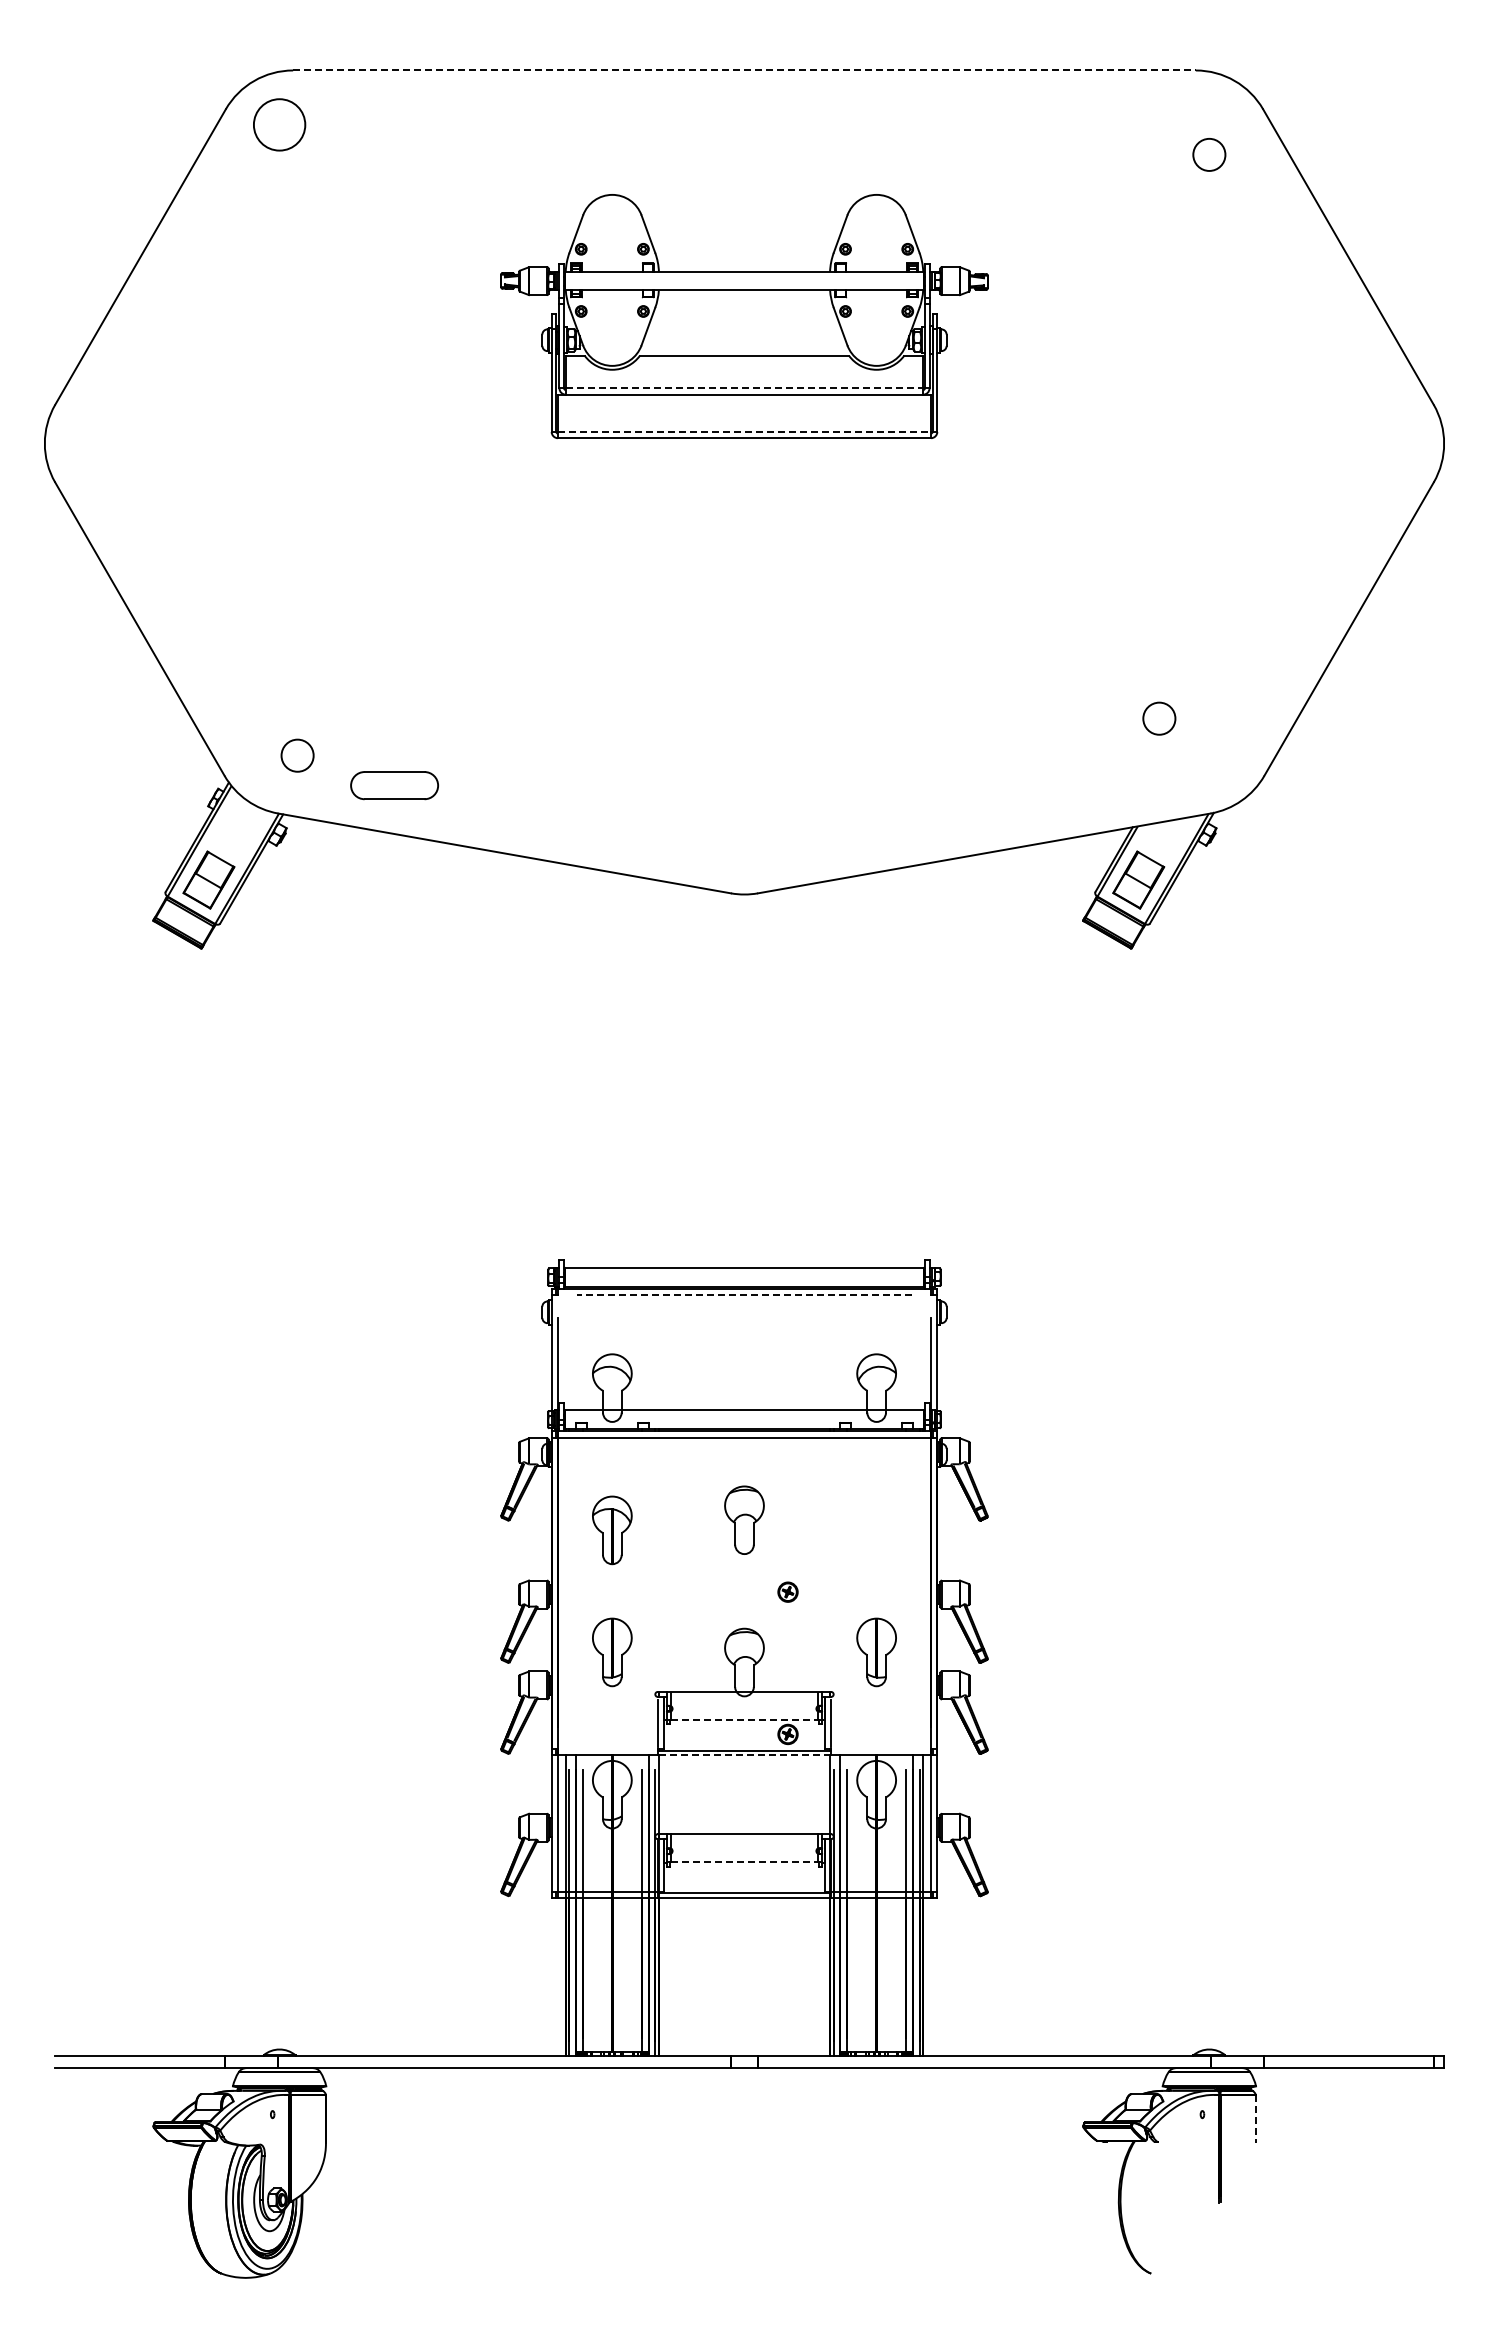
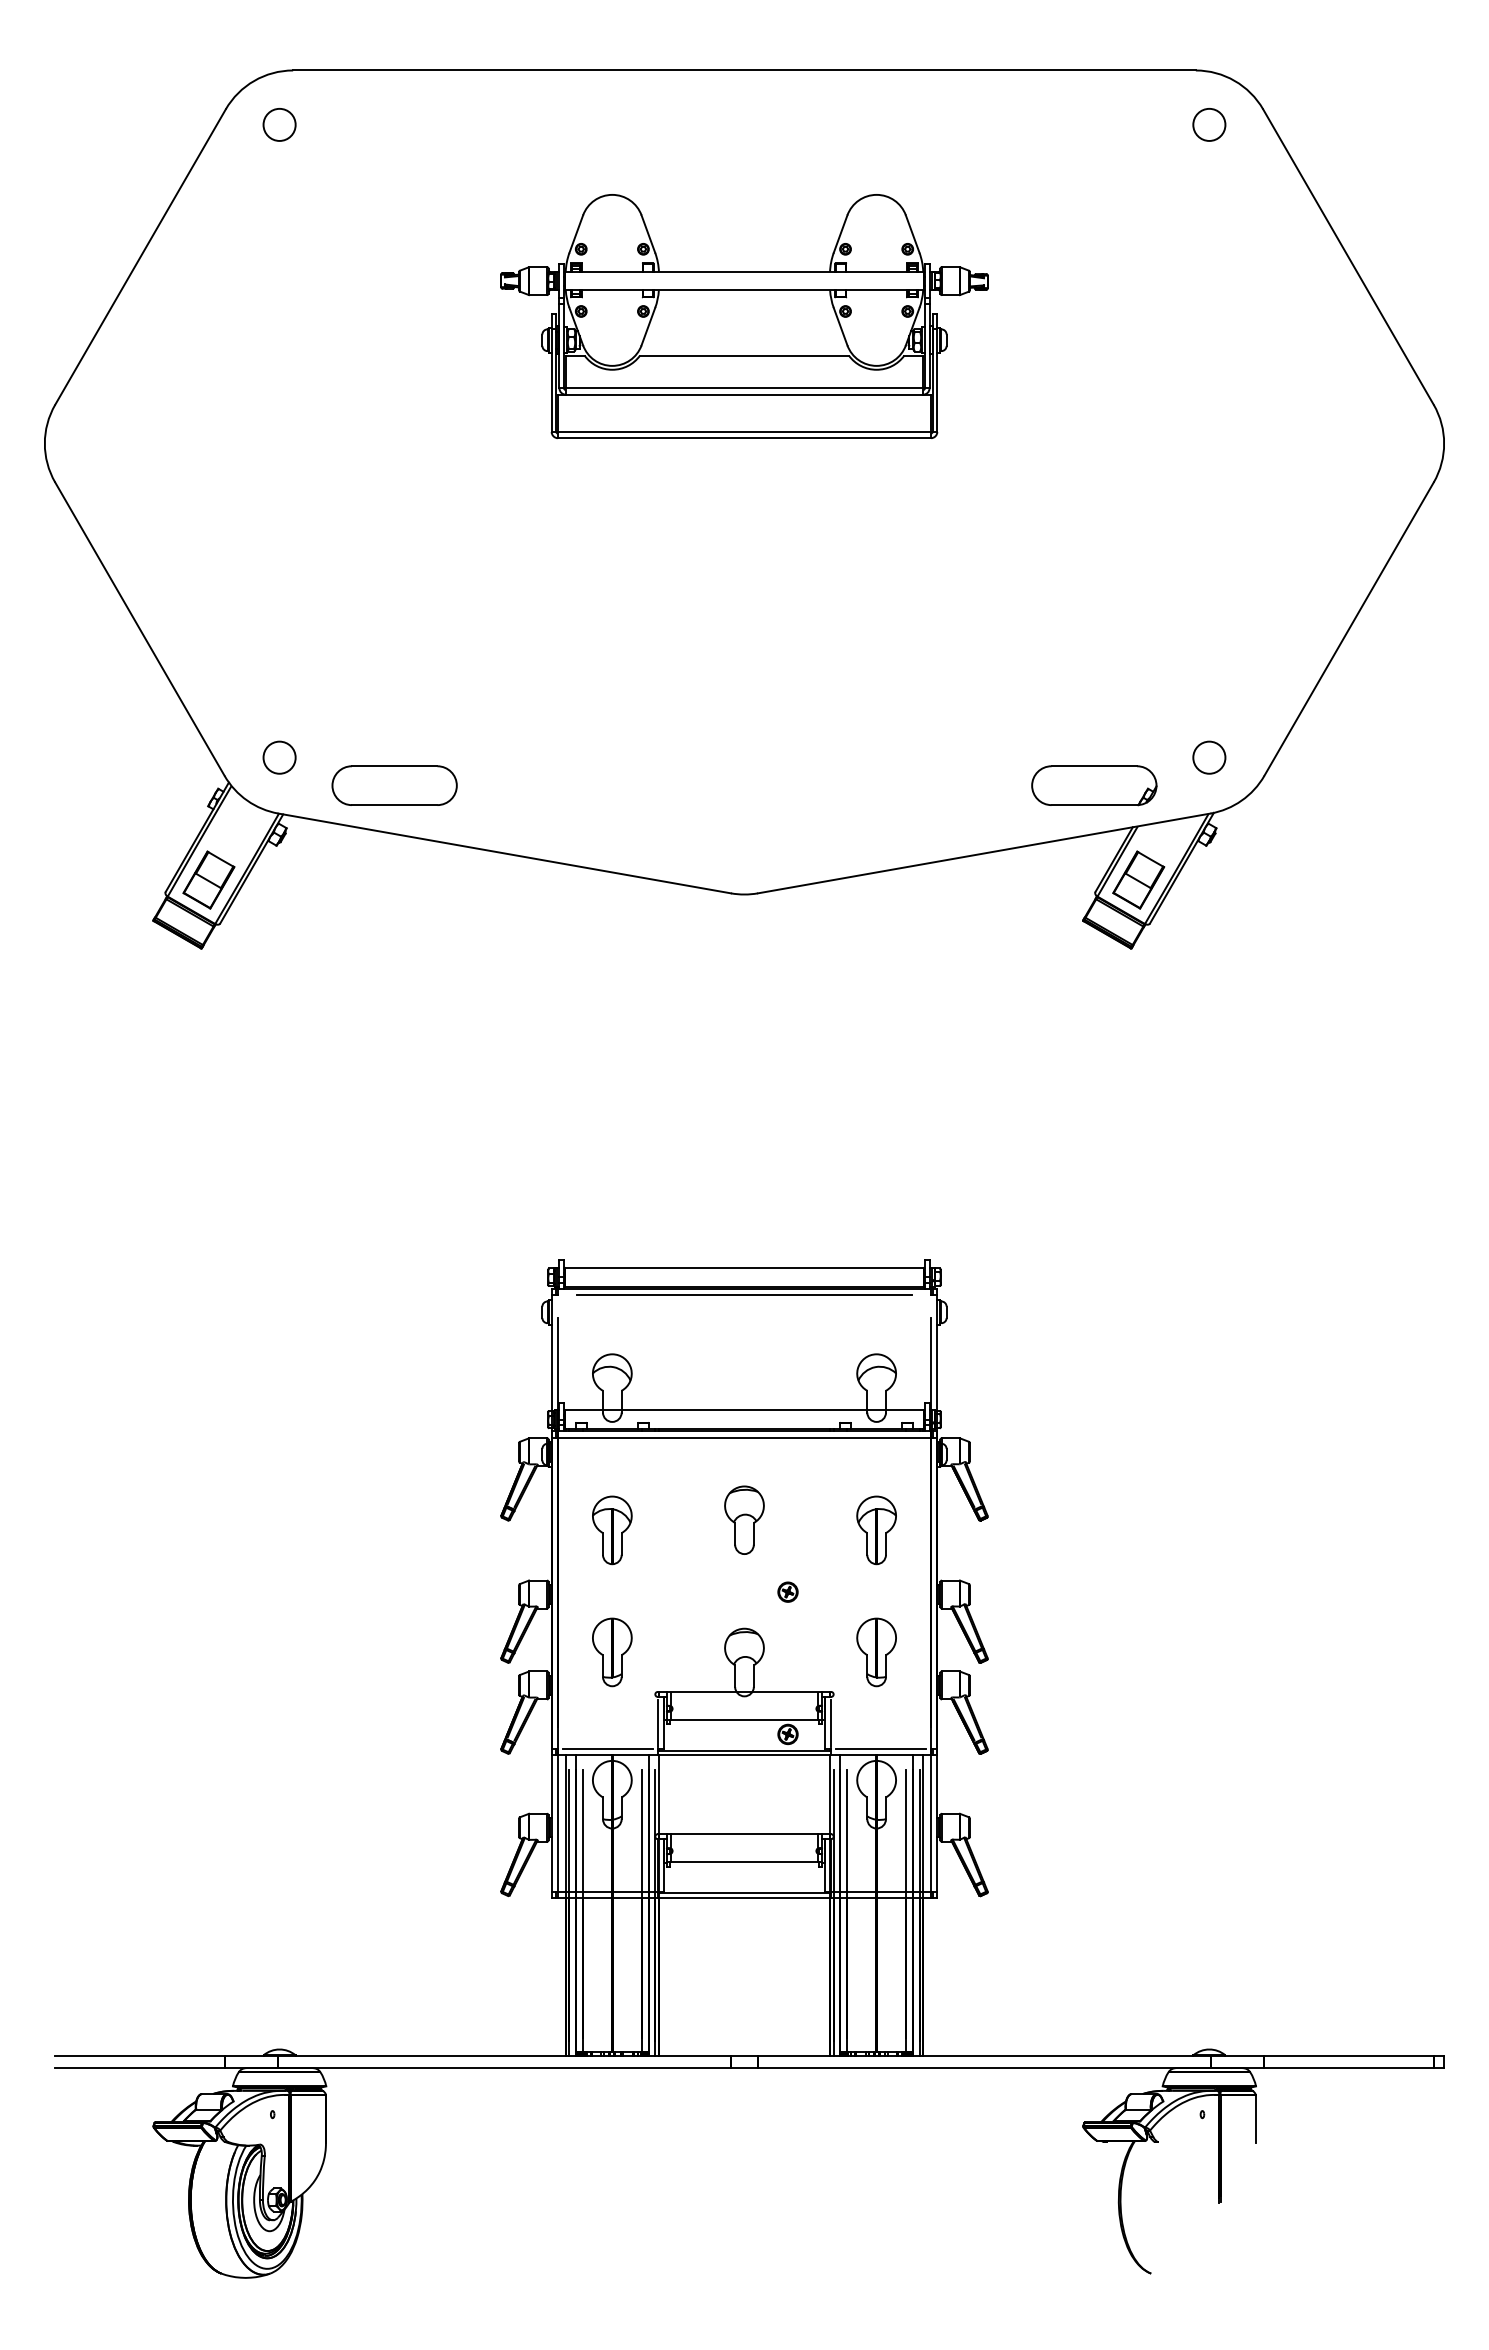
line: dashed -> solid (744, 70)
circle diameter: 51 px -> 32 px (279, 124)
circle position: (1209, 154) -> (1209, 124) (1209, 124)
line: dashed -> solid (744, 388)
line: dashed -> solid (744, 431)
circle position: (1159, 718) -> (1209, 757) (1209, 757)
circle position: (297, 755) -> (279, 757) (279, 757)
part size: 89x30 px -> 127x41 px (394, 785)
part: none -> present (1094, 785)
line: dashed -> solid (744, 1295)
part: none -> present (876, 1530)
line: dashed -> solid (744, 1719)
line: none -> present (607, 1749)
line: none -> present (881, 1749)
line: dashed -> solid (744, 1755)
line: dashed -> solid (744, 1861)
line: dashed -> solid (1255, 2119)
